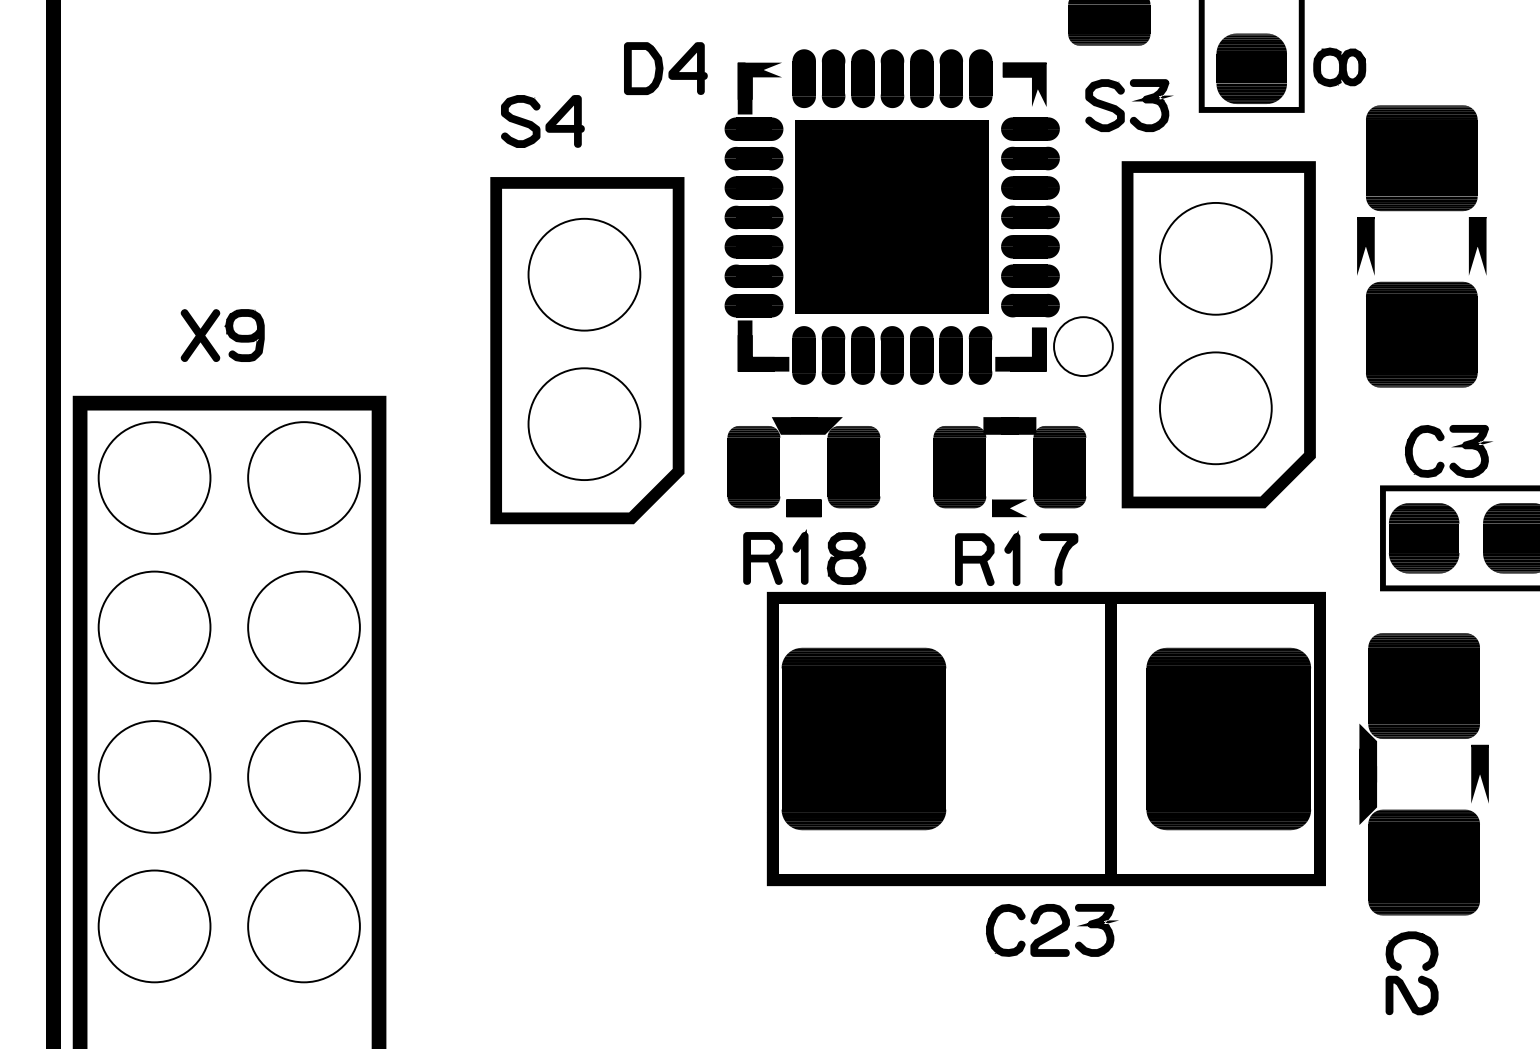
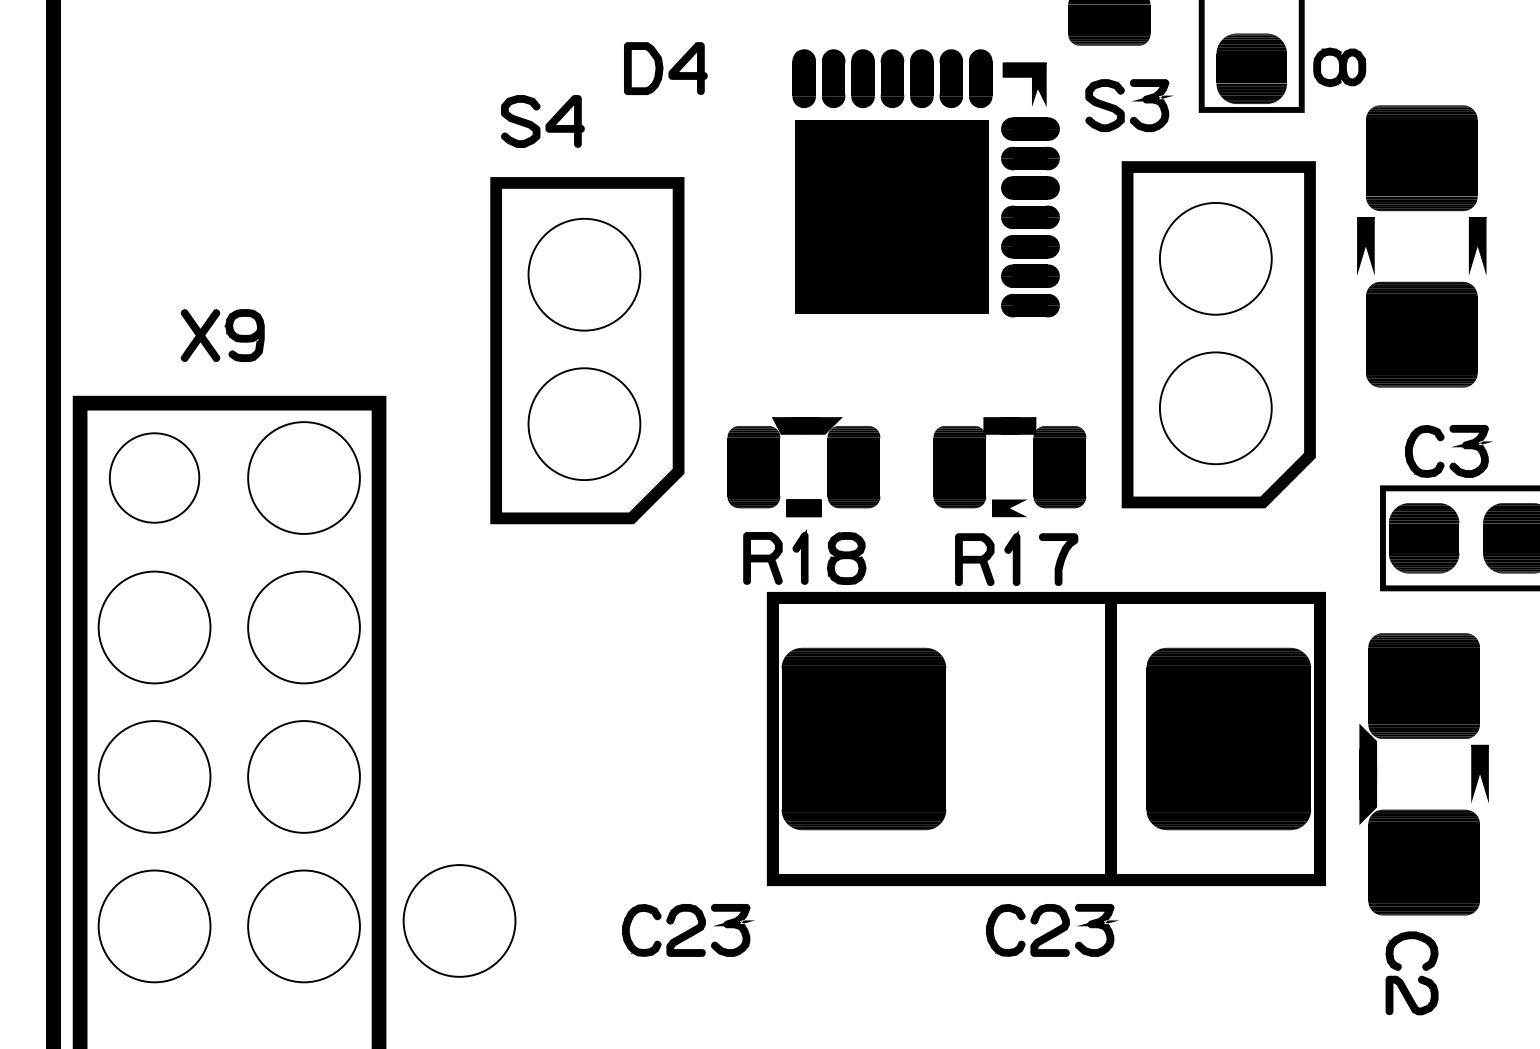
part: present -> none (918, 326)
part size: 115x114 px -> 92x92 px (154, 477)
part: none -> present (459, 920)
part: none -> present (688, 930)
